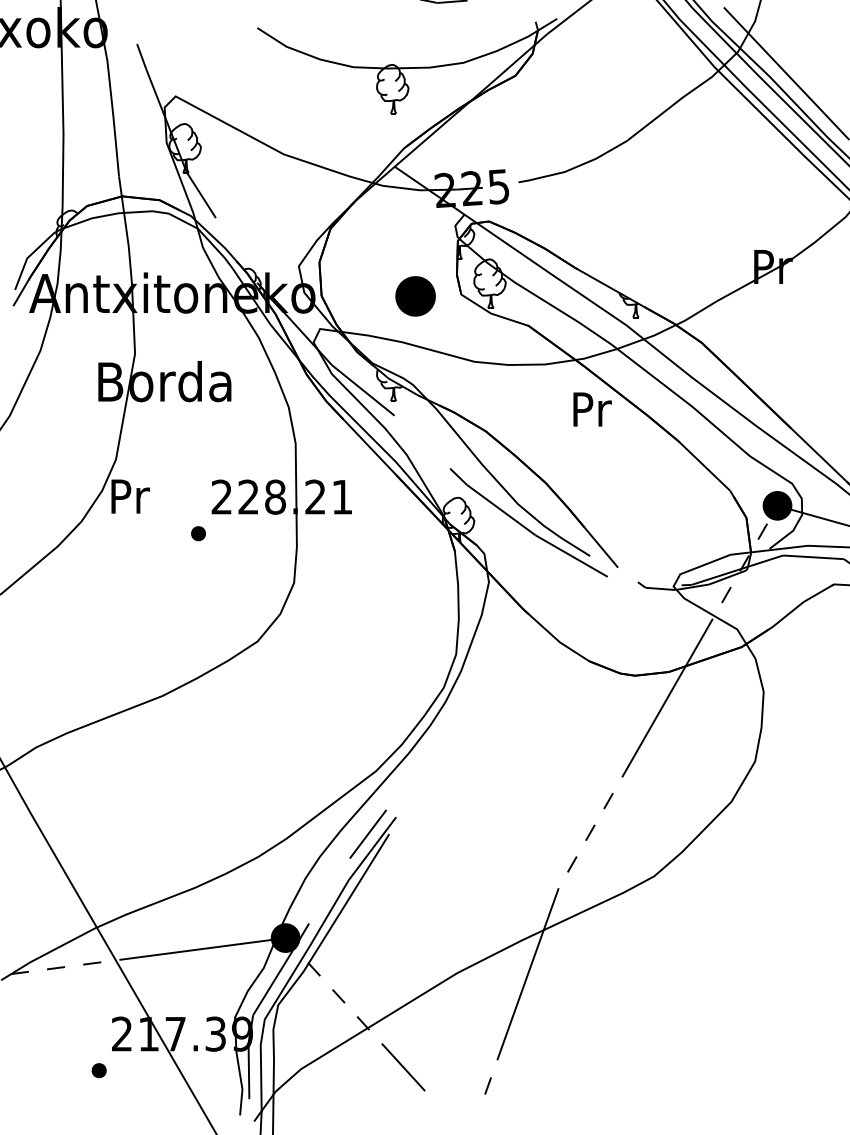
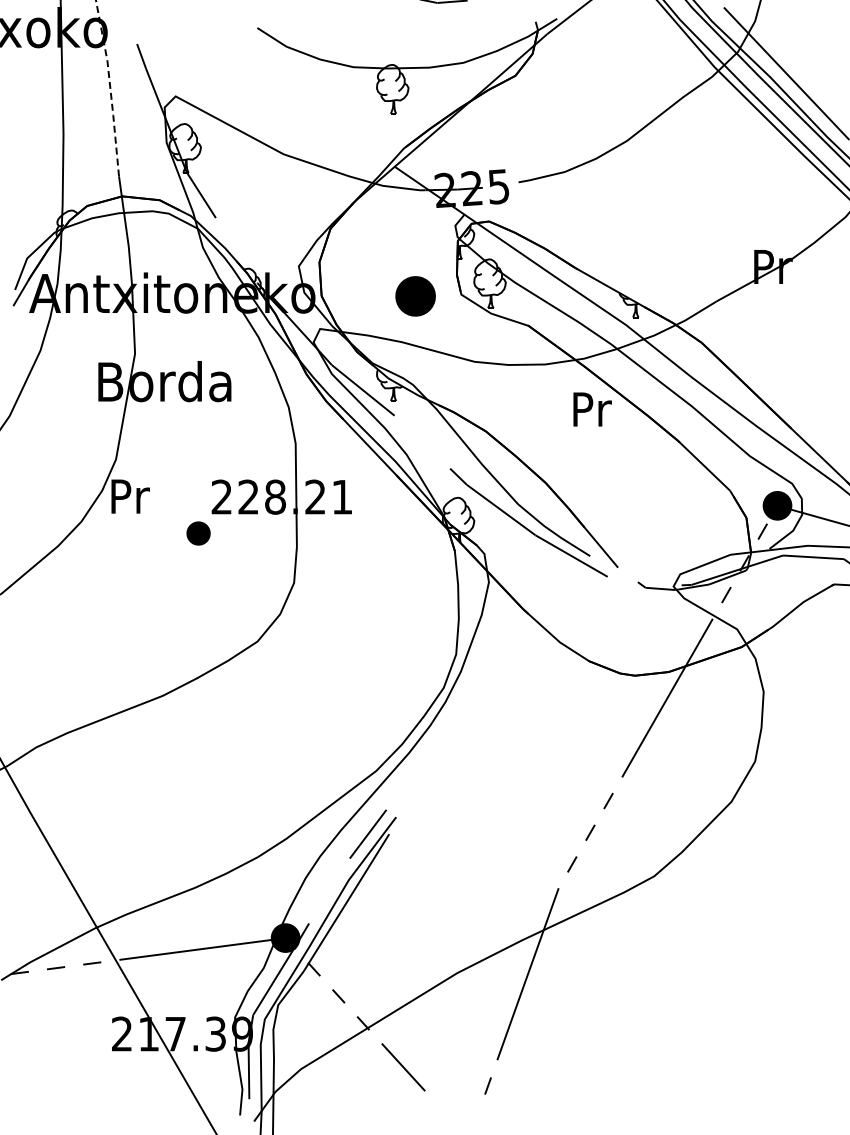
line: solid -> dashed (110, 88)
part size: 15x16 px -> 25x25 px (198, 533)
part: present -> none (98, 1070)
